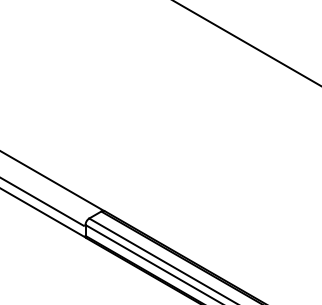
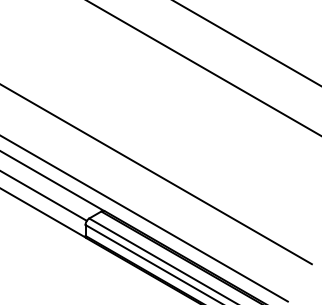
line: none -> present (203, 68)
line: none -> present (156, 174)
line position: (42, 201) -> (44, 196) (44, 196)
line: none -> present (144, 218)
